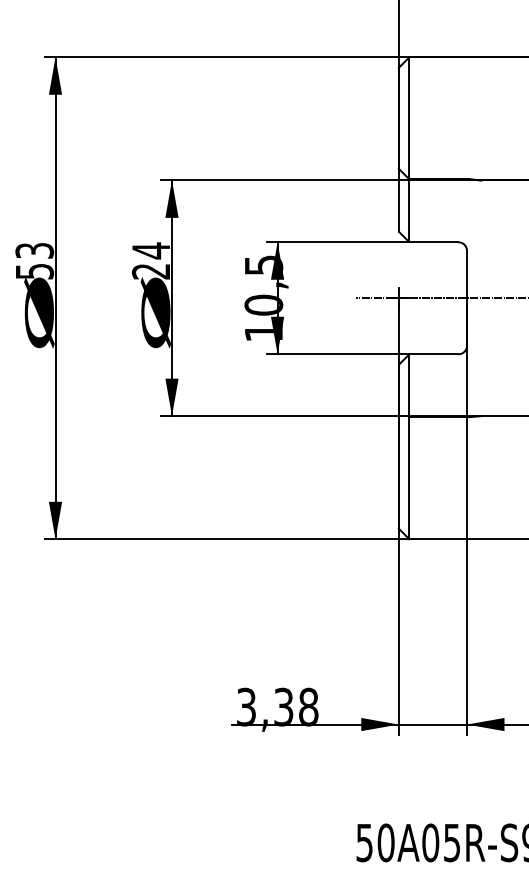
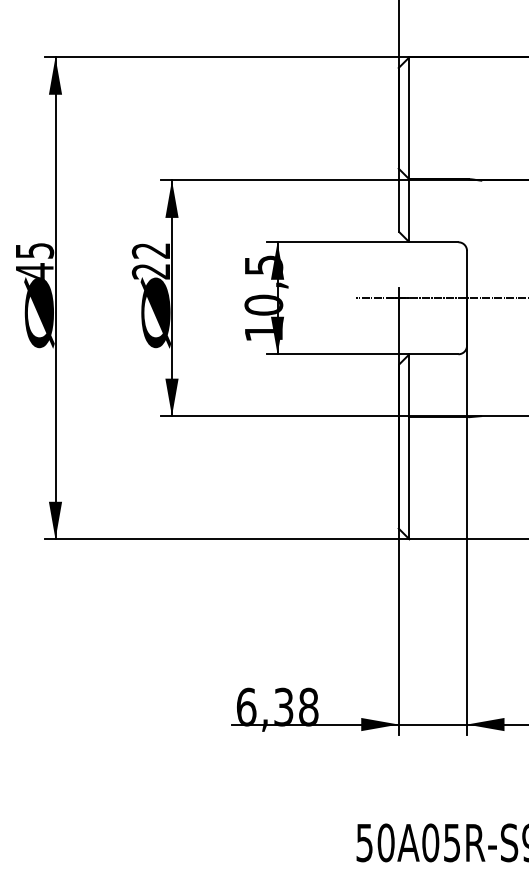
text: 24 -> 22 (150, 250)
text: 53 -> 45 (34, 261)
text: 3,38 -> 6,38 (246, 706)
